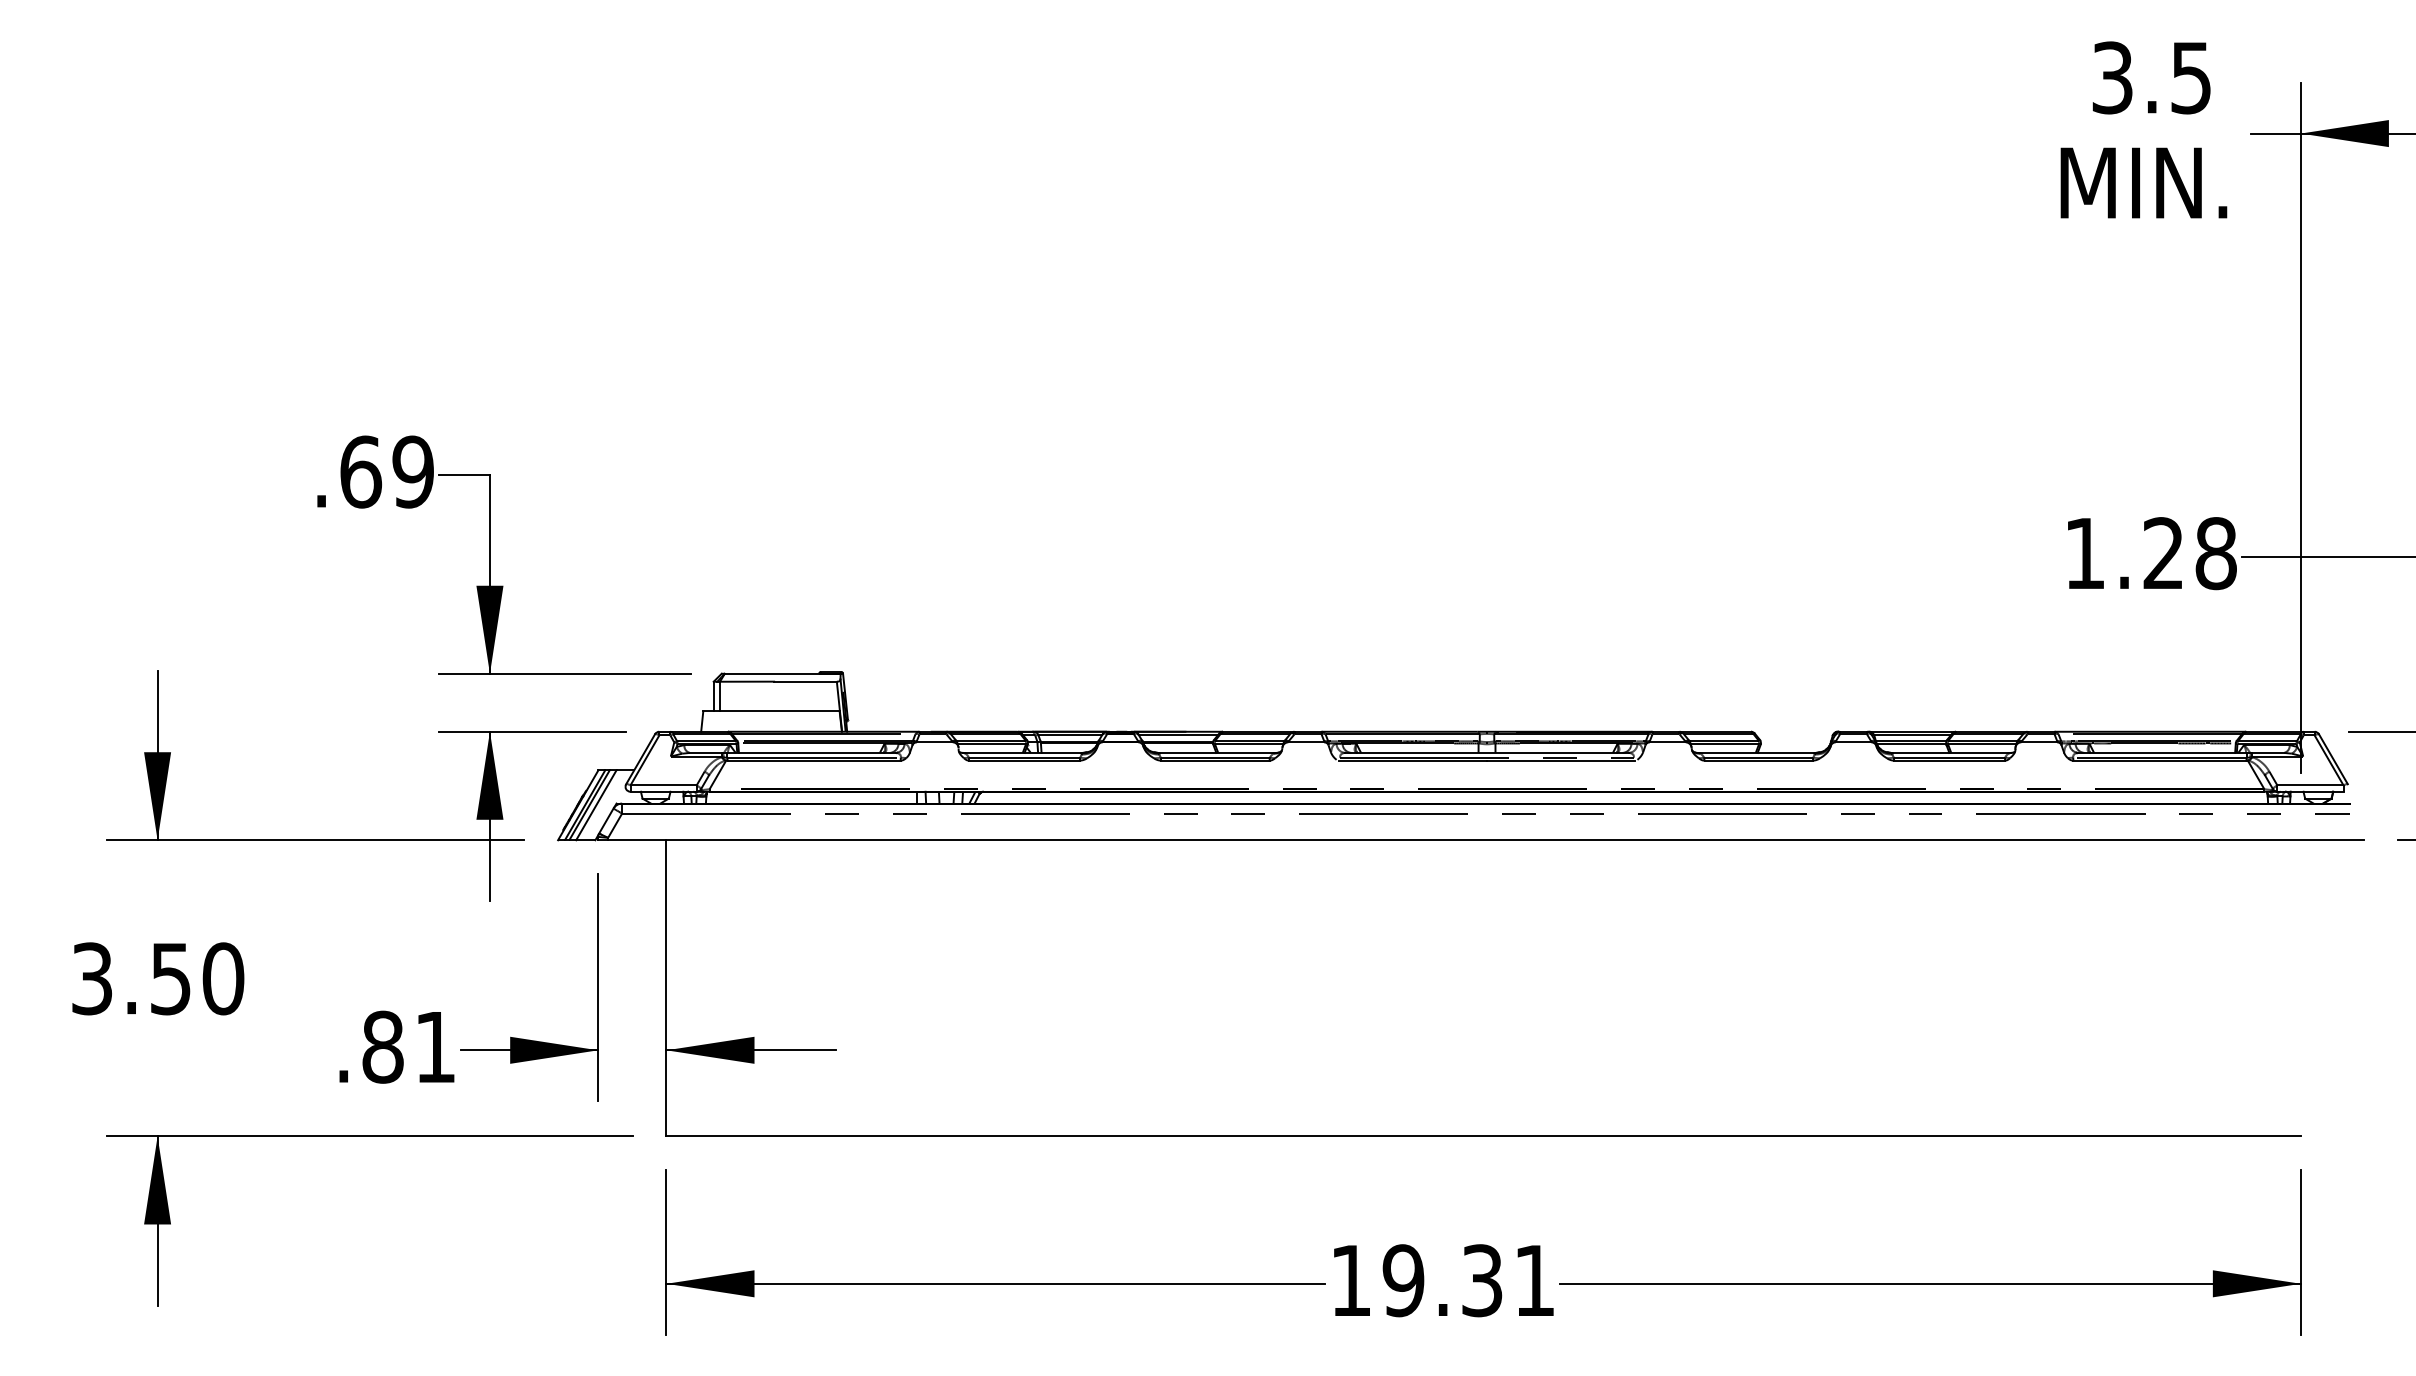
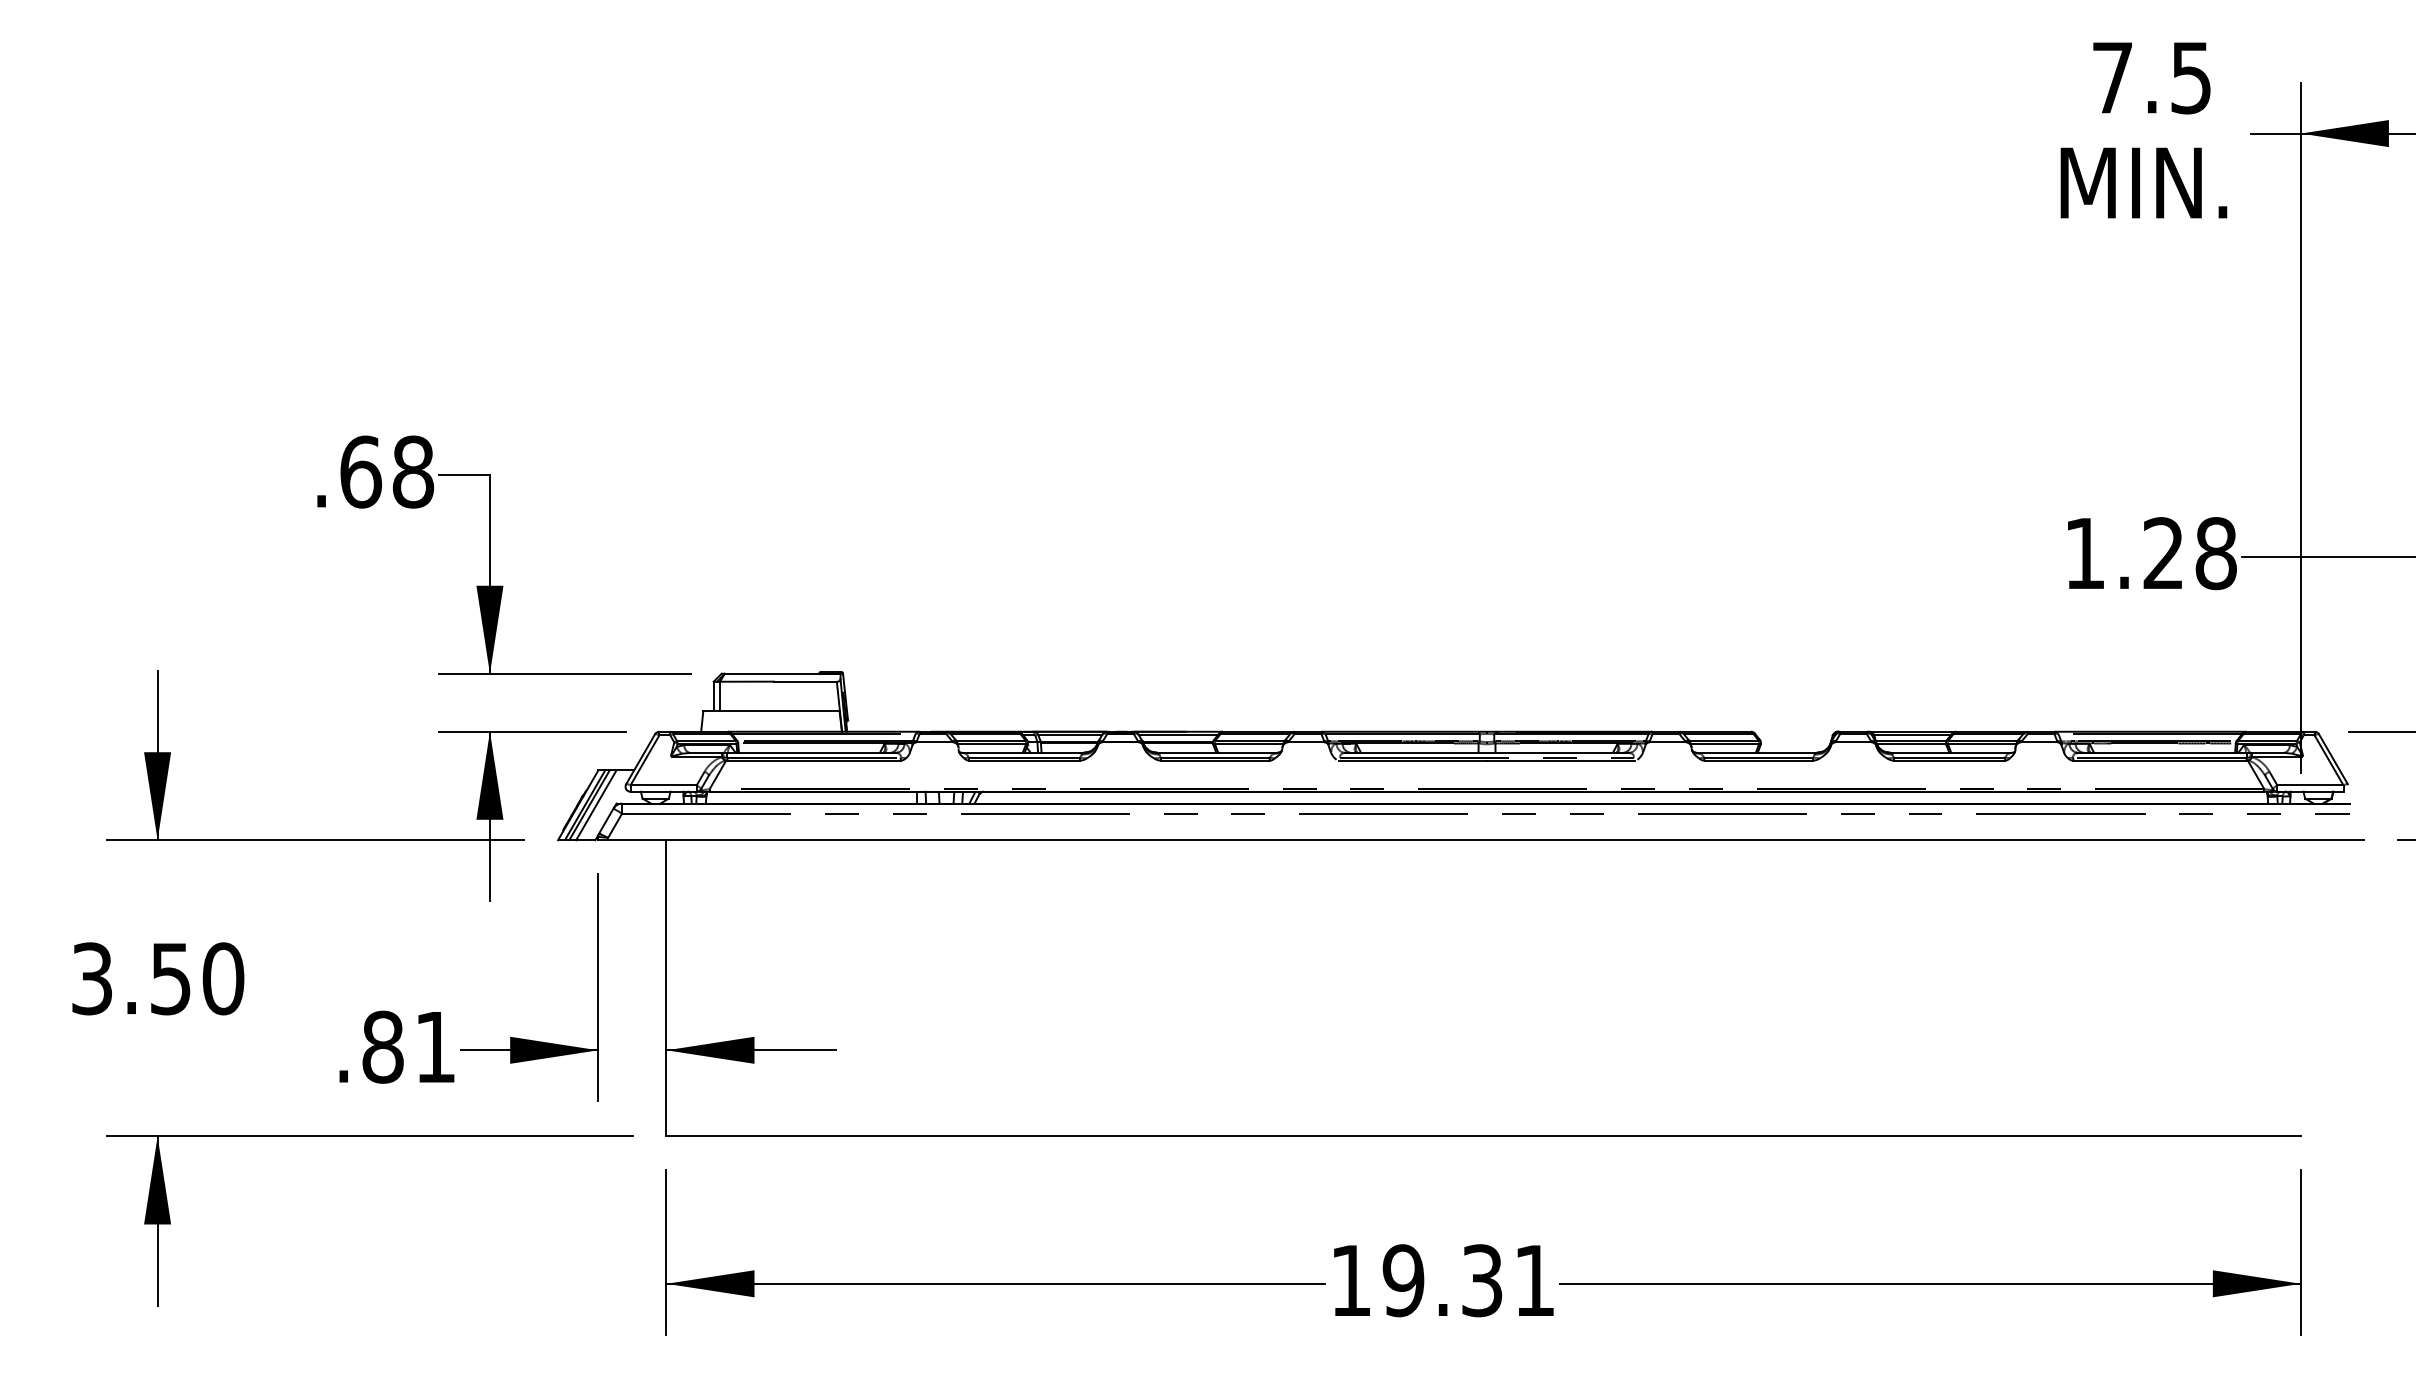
text: 3.5 -> 7.5 (2112, 77)
text: .69 -> .68 (413, 471)
